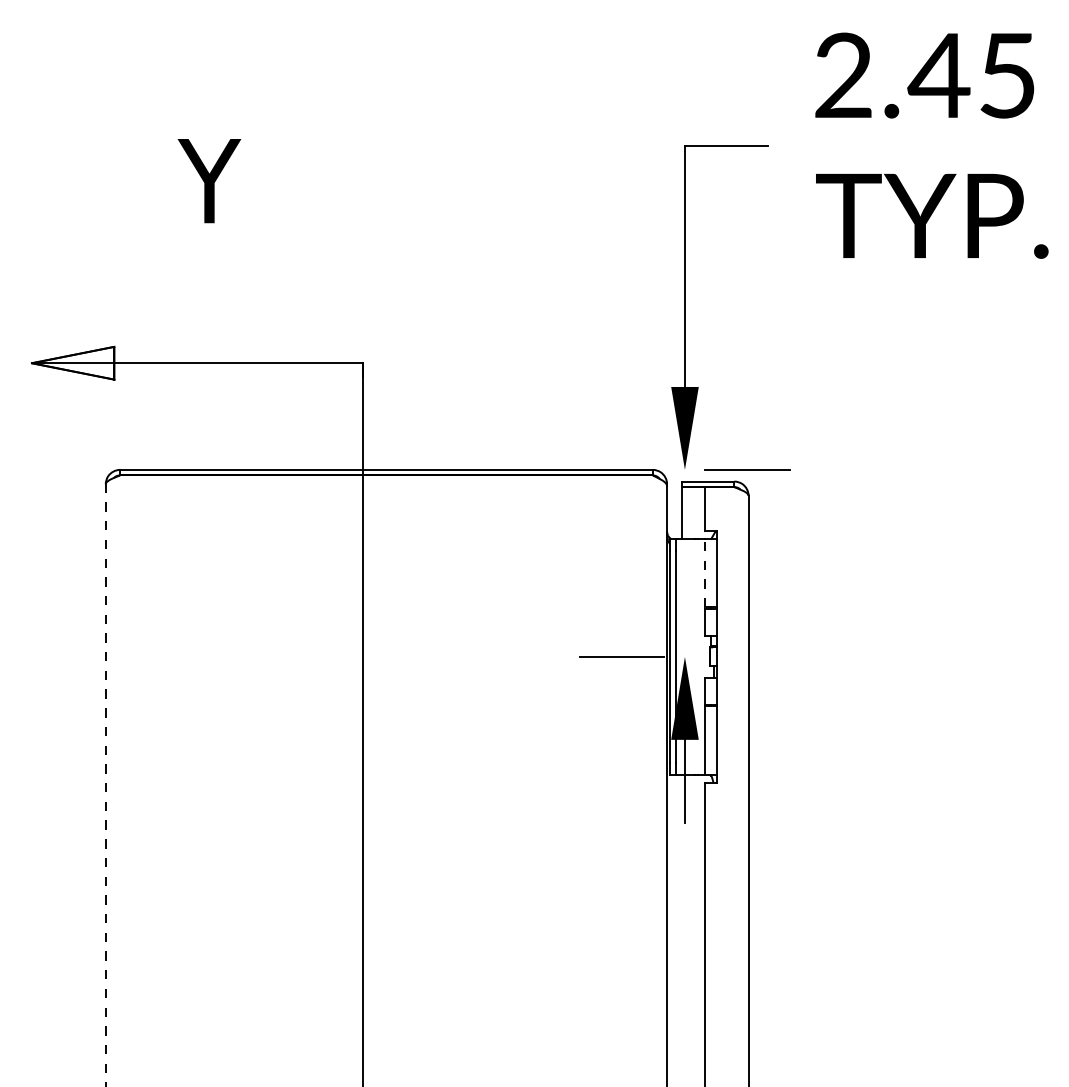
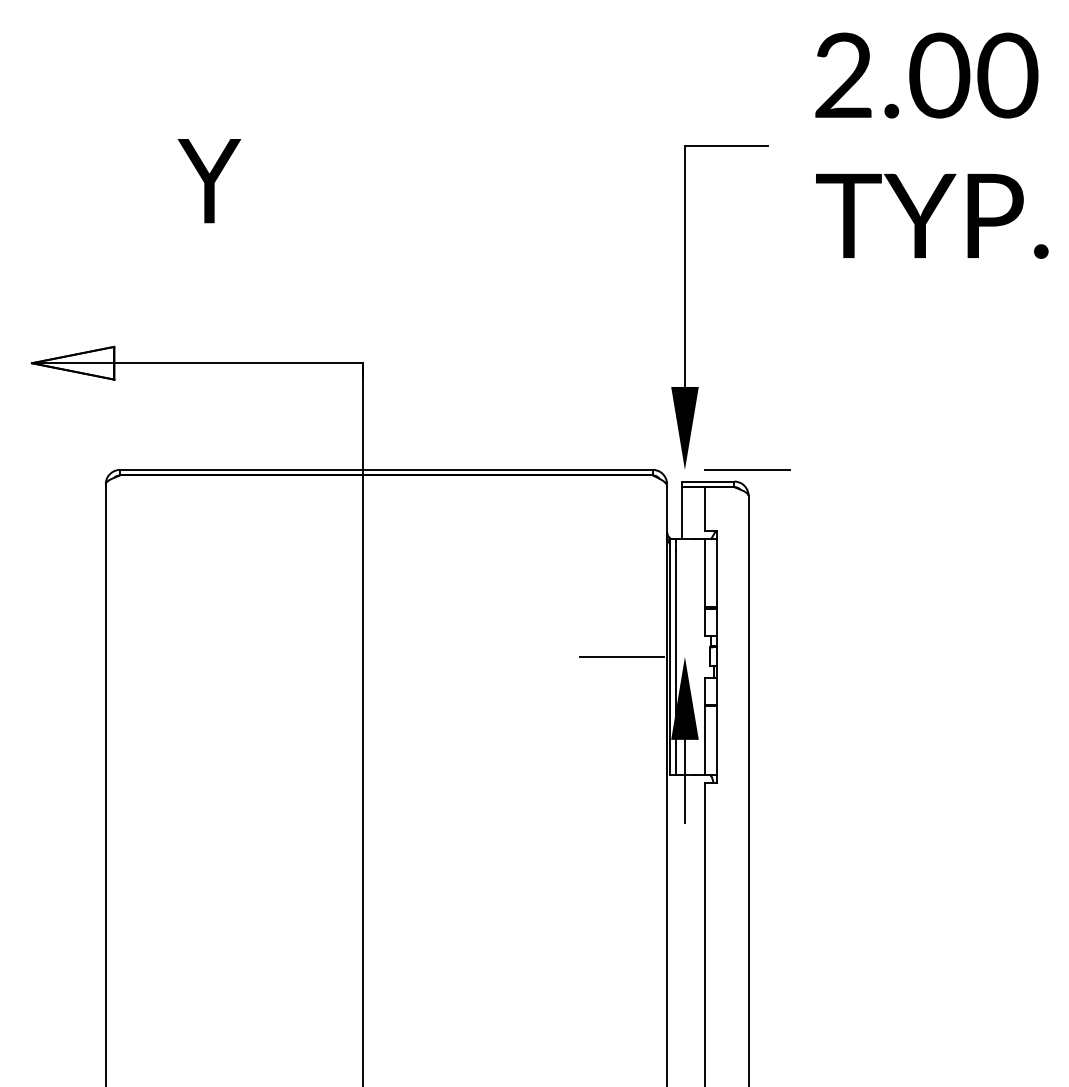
text: 2.45 -> 2.00 (972, 75)
line: dashed -> solid (705, 572)
line: dashed -> solid (105, 785)
